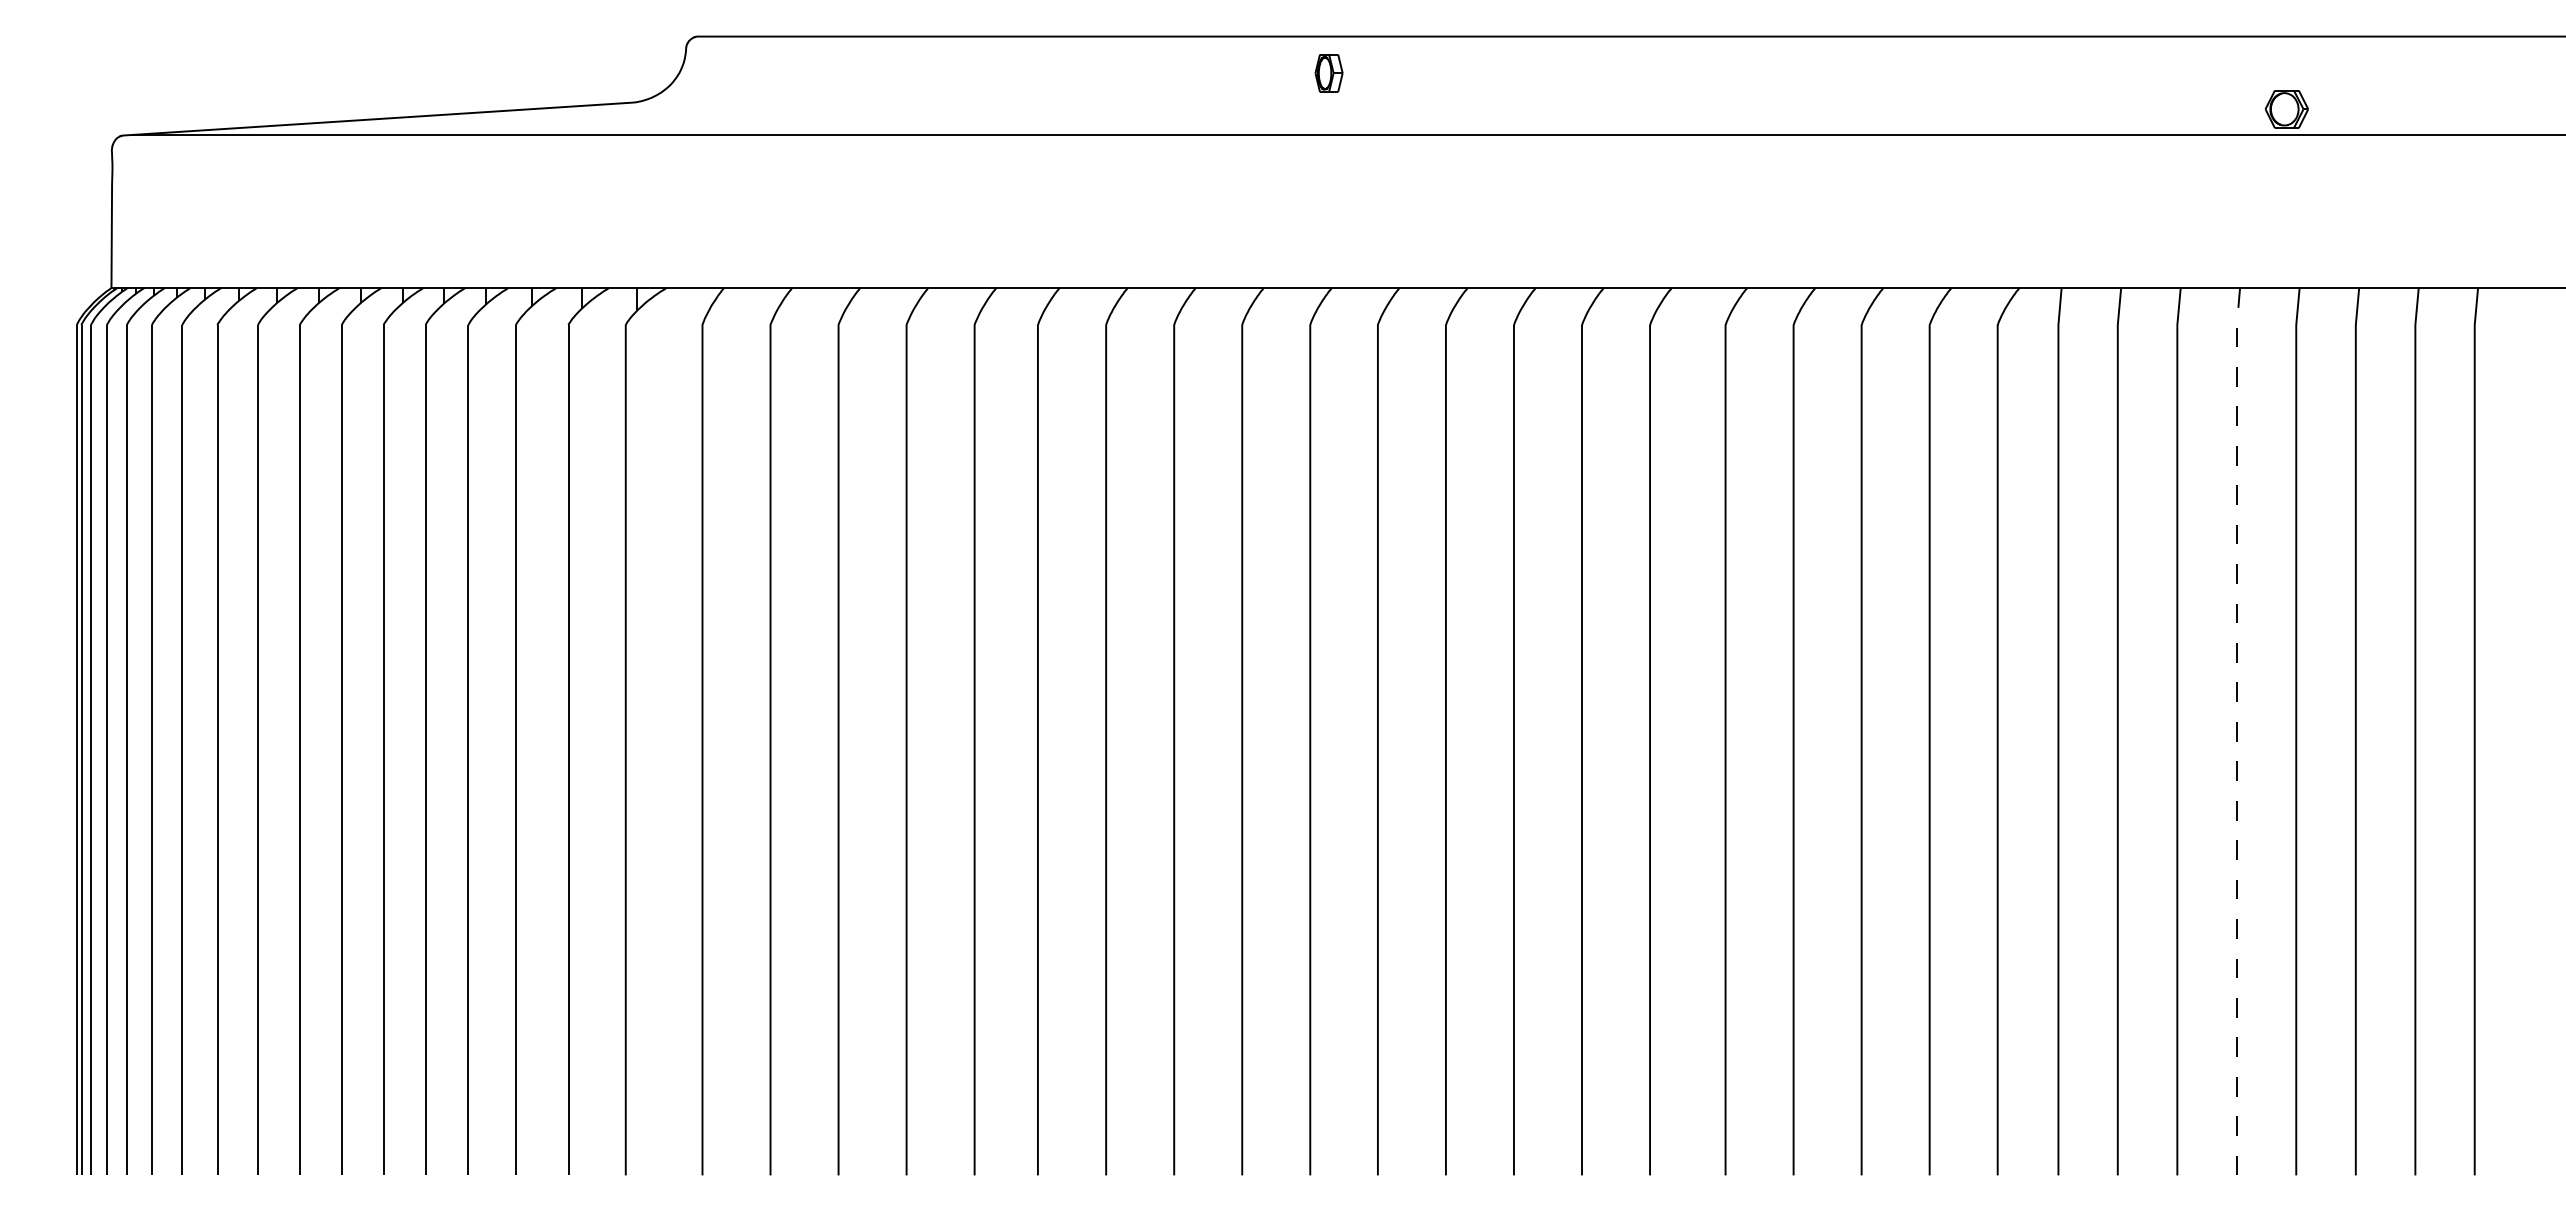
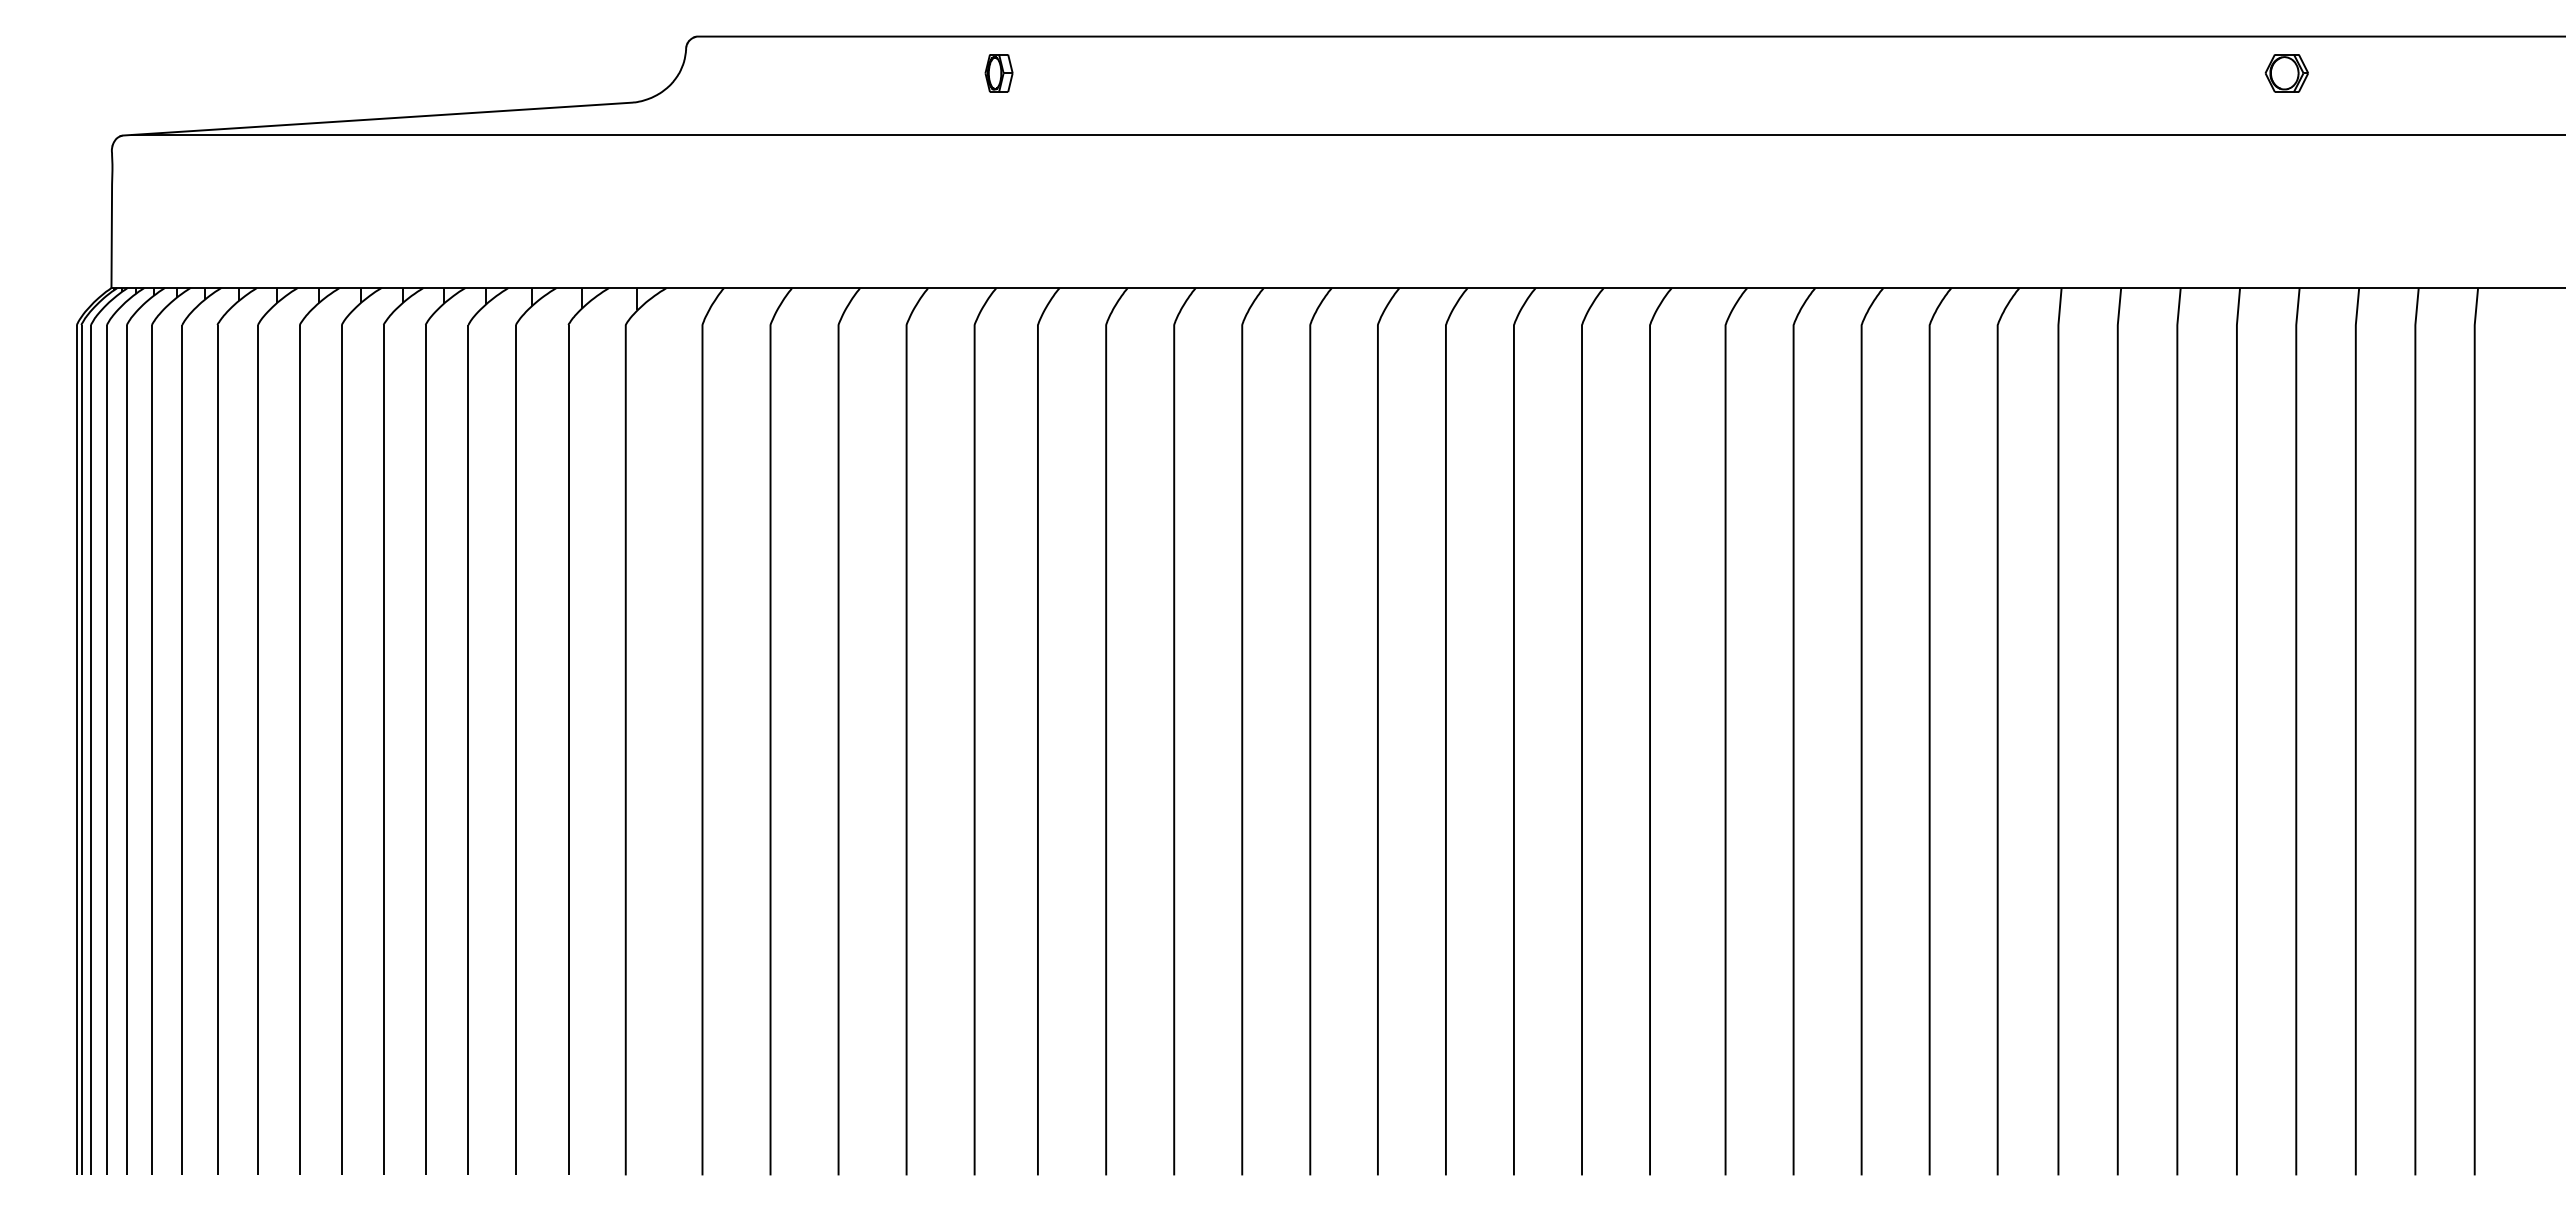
part position: (1328, 73) -> (998, 73) (998, 73)
part position: (2286, 109) -> (2286, 73) (2286, 73)
line: dashed -> solid (2236, 730)
